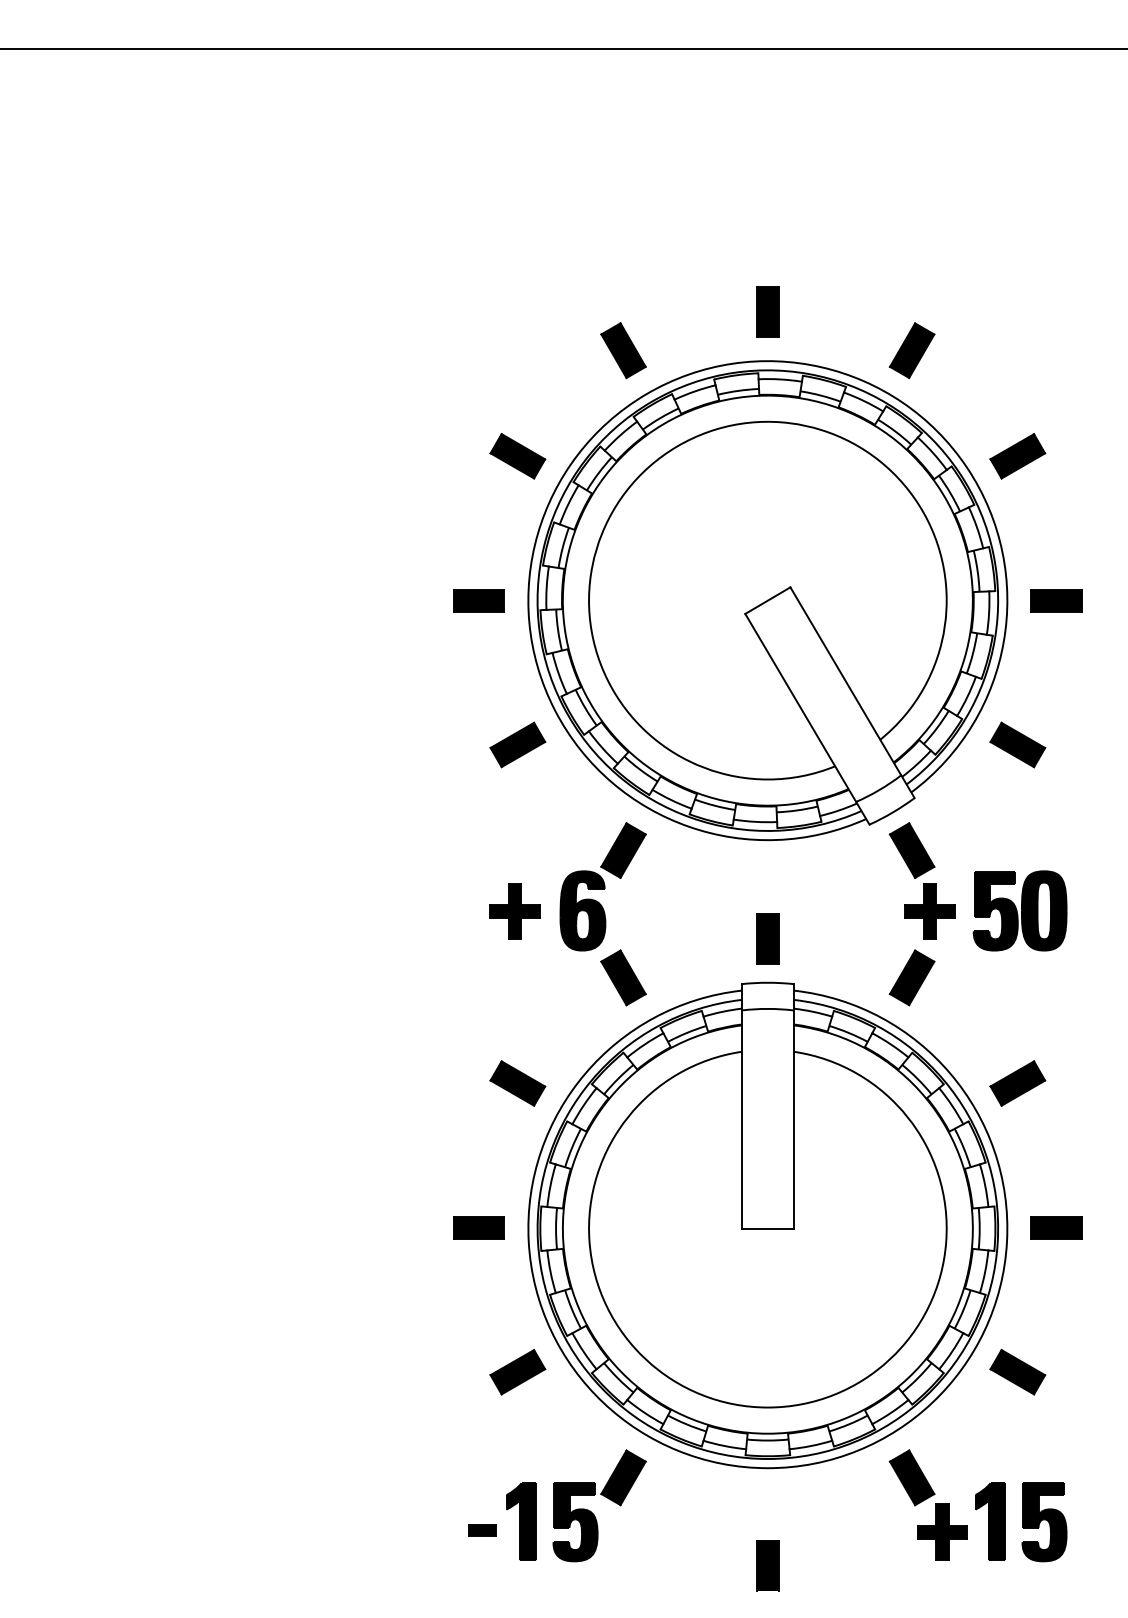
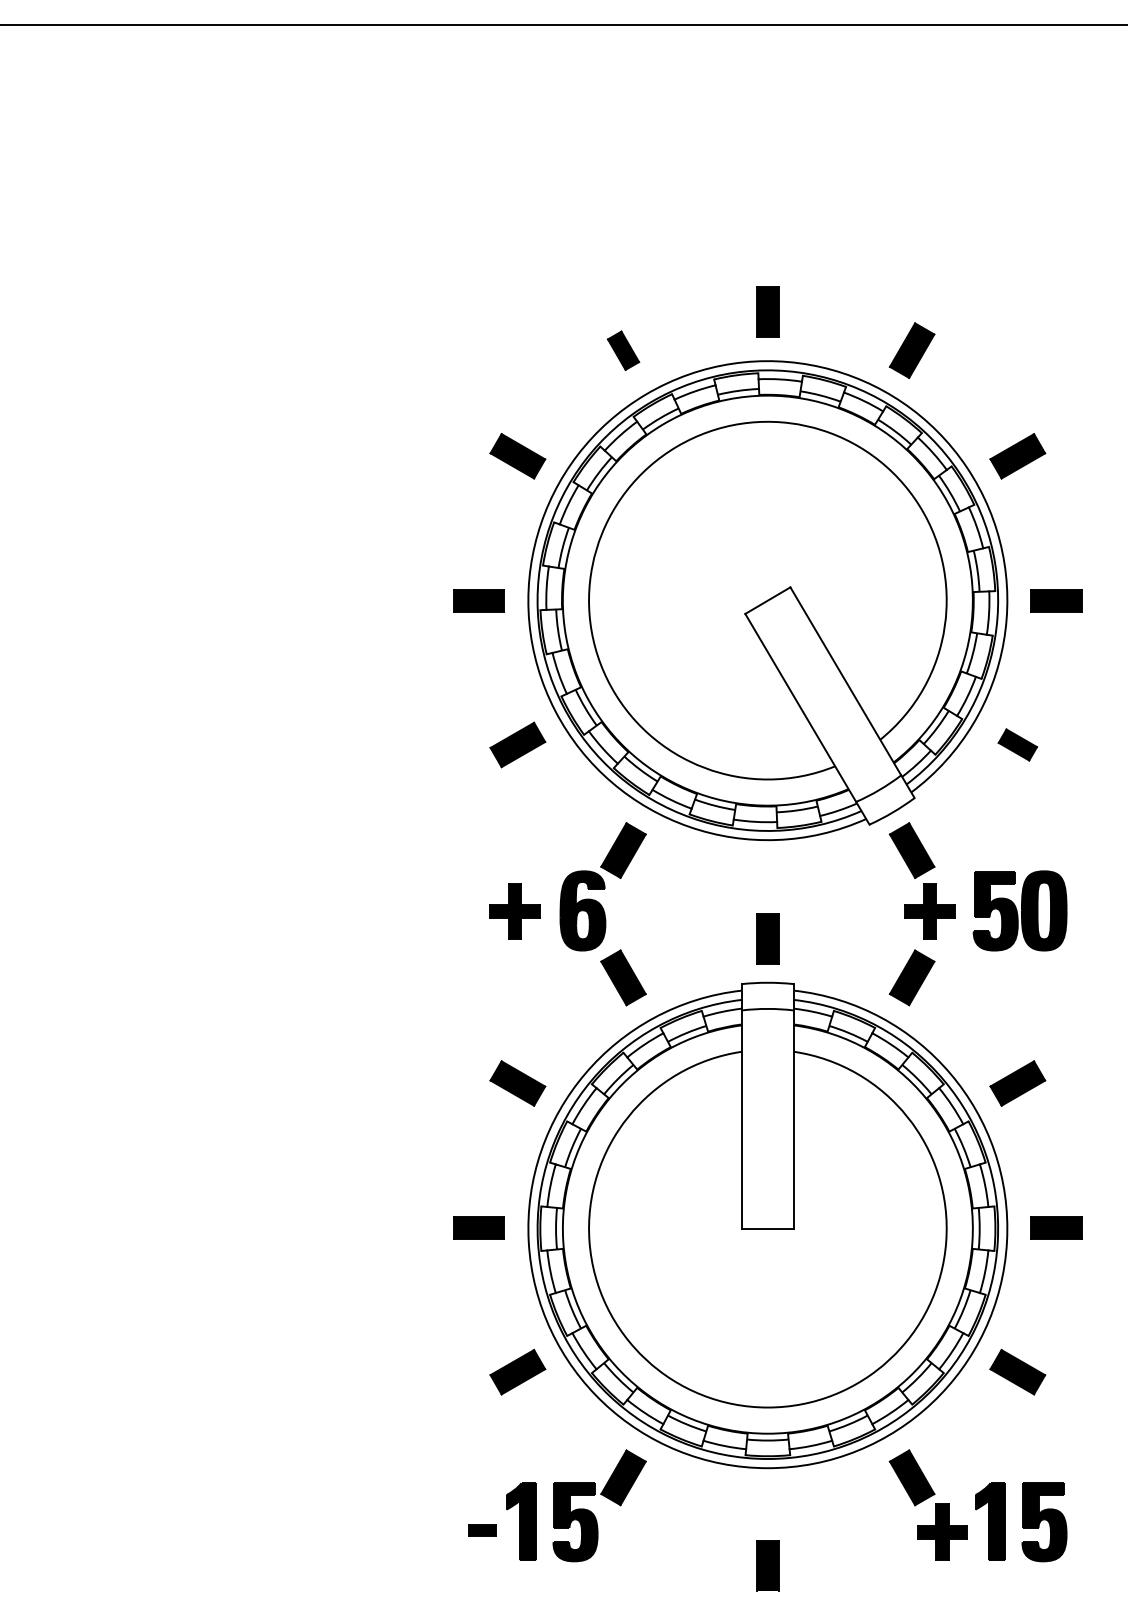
line position: (563, 48) -> (563, 24) (563, 24)
part size: 47x58 px -> 35x41 px (623, 350)
part size: 58x48 px -> 42x34 px (1017, 744)
